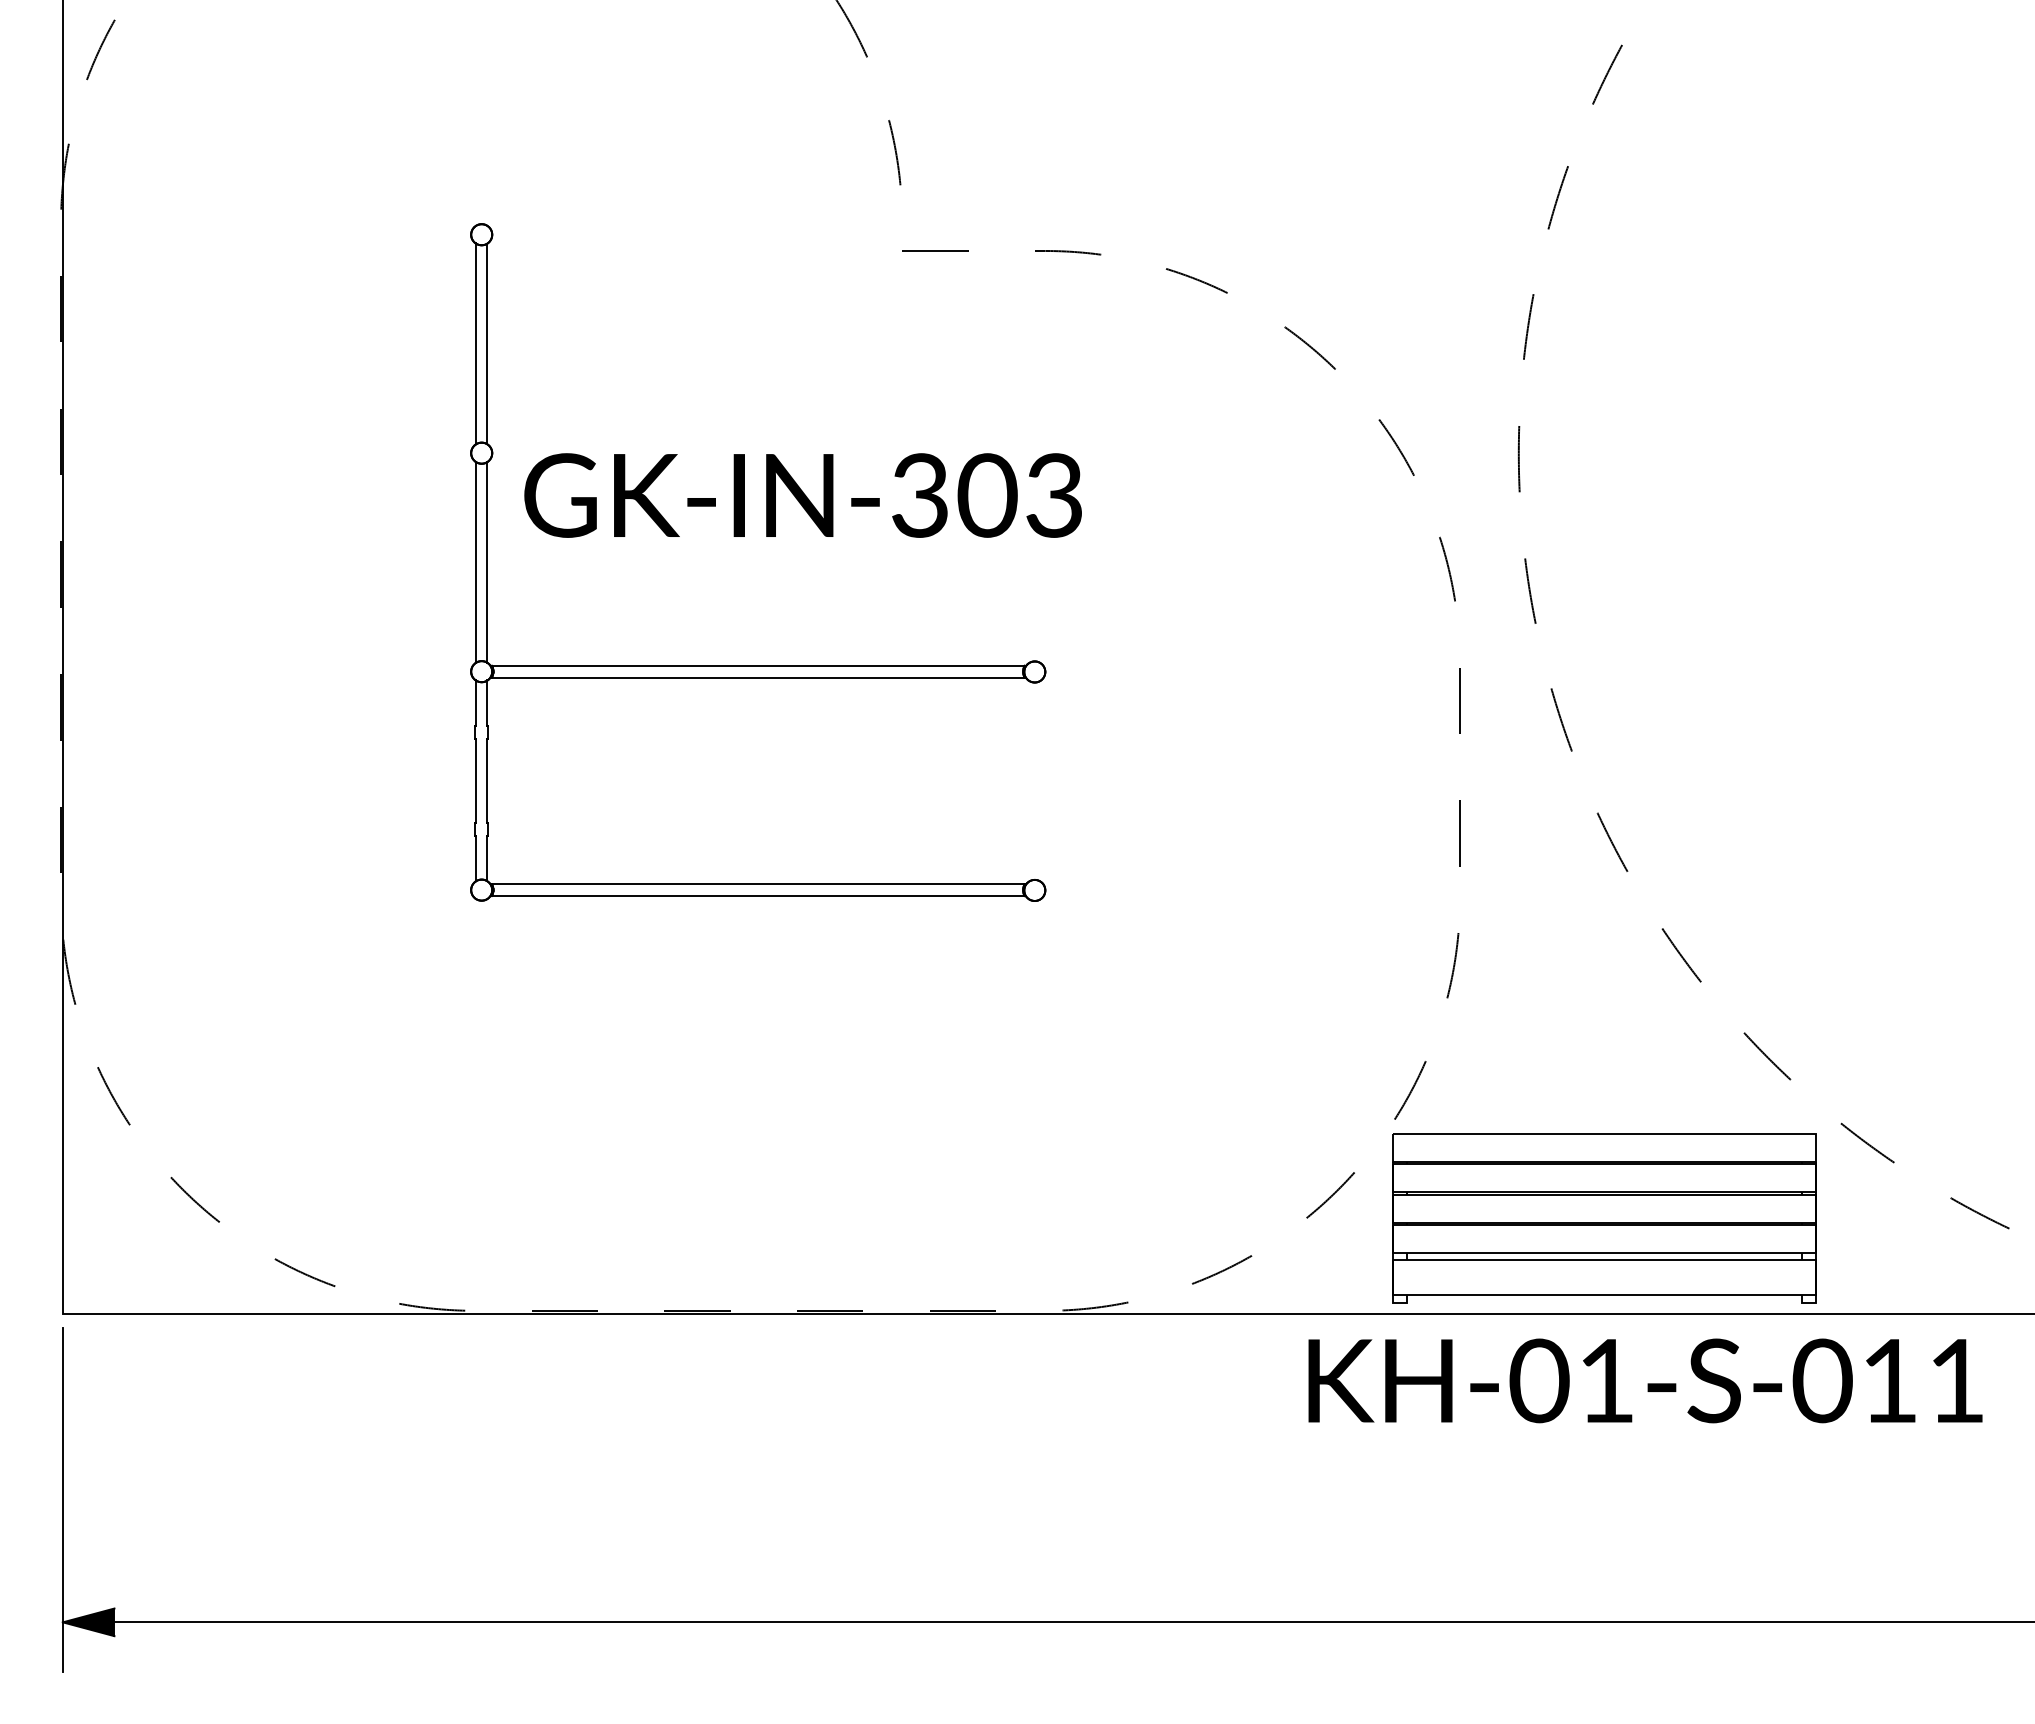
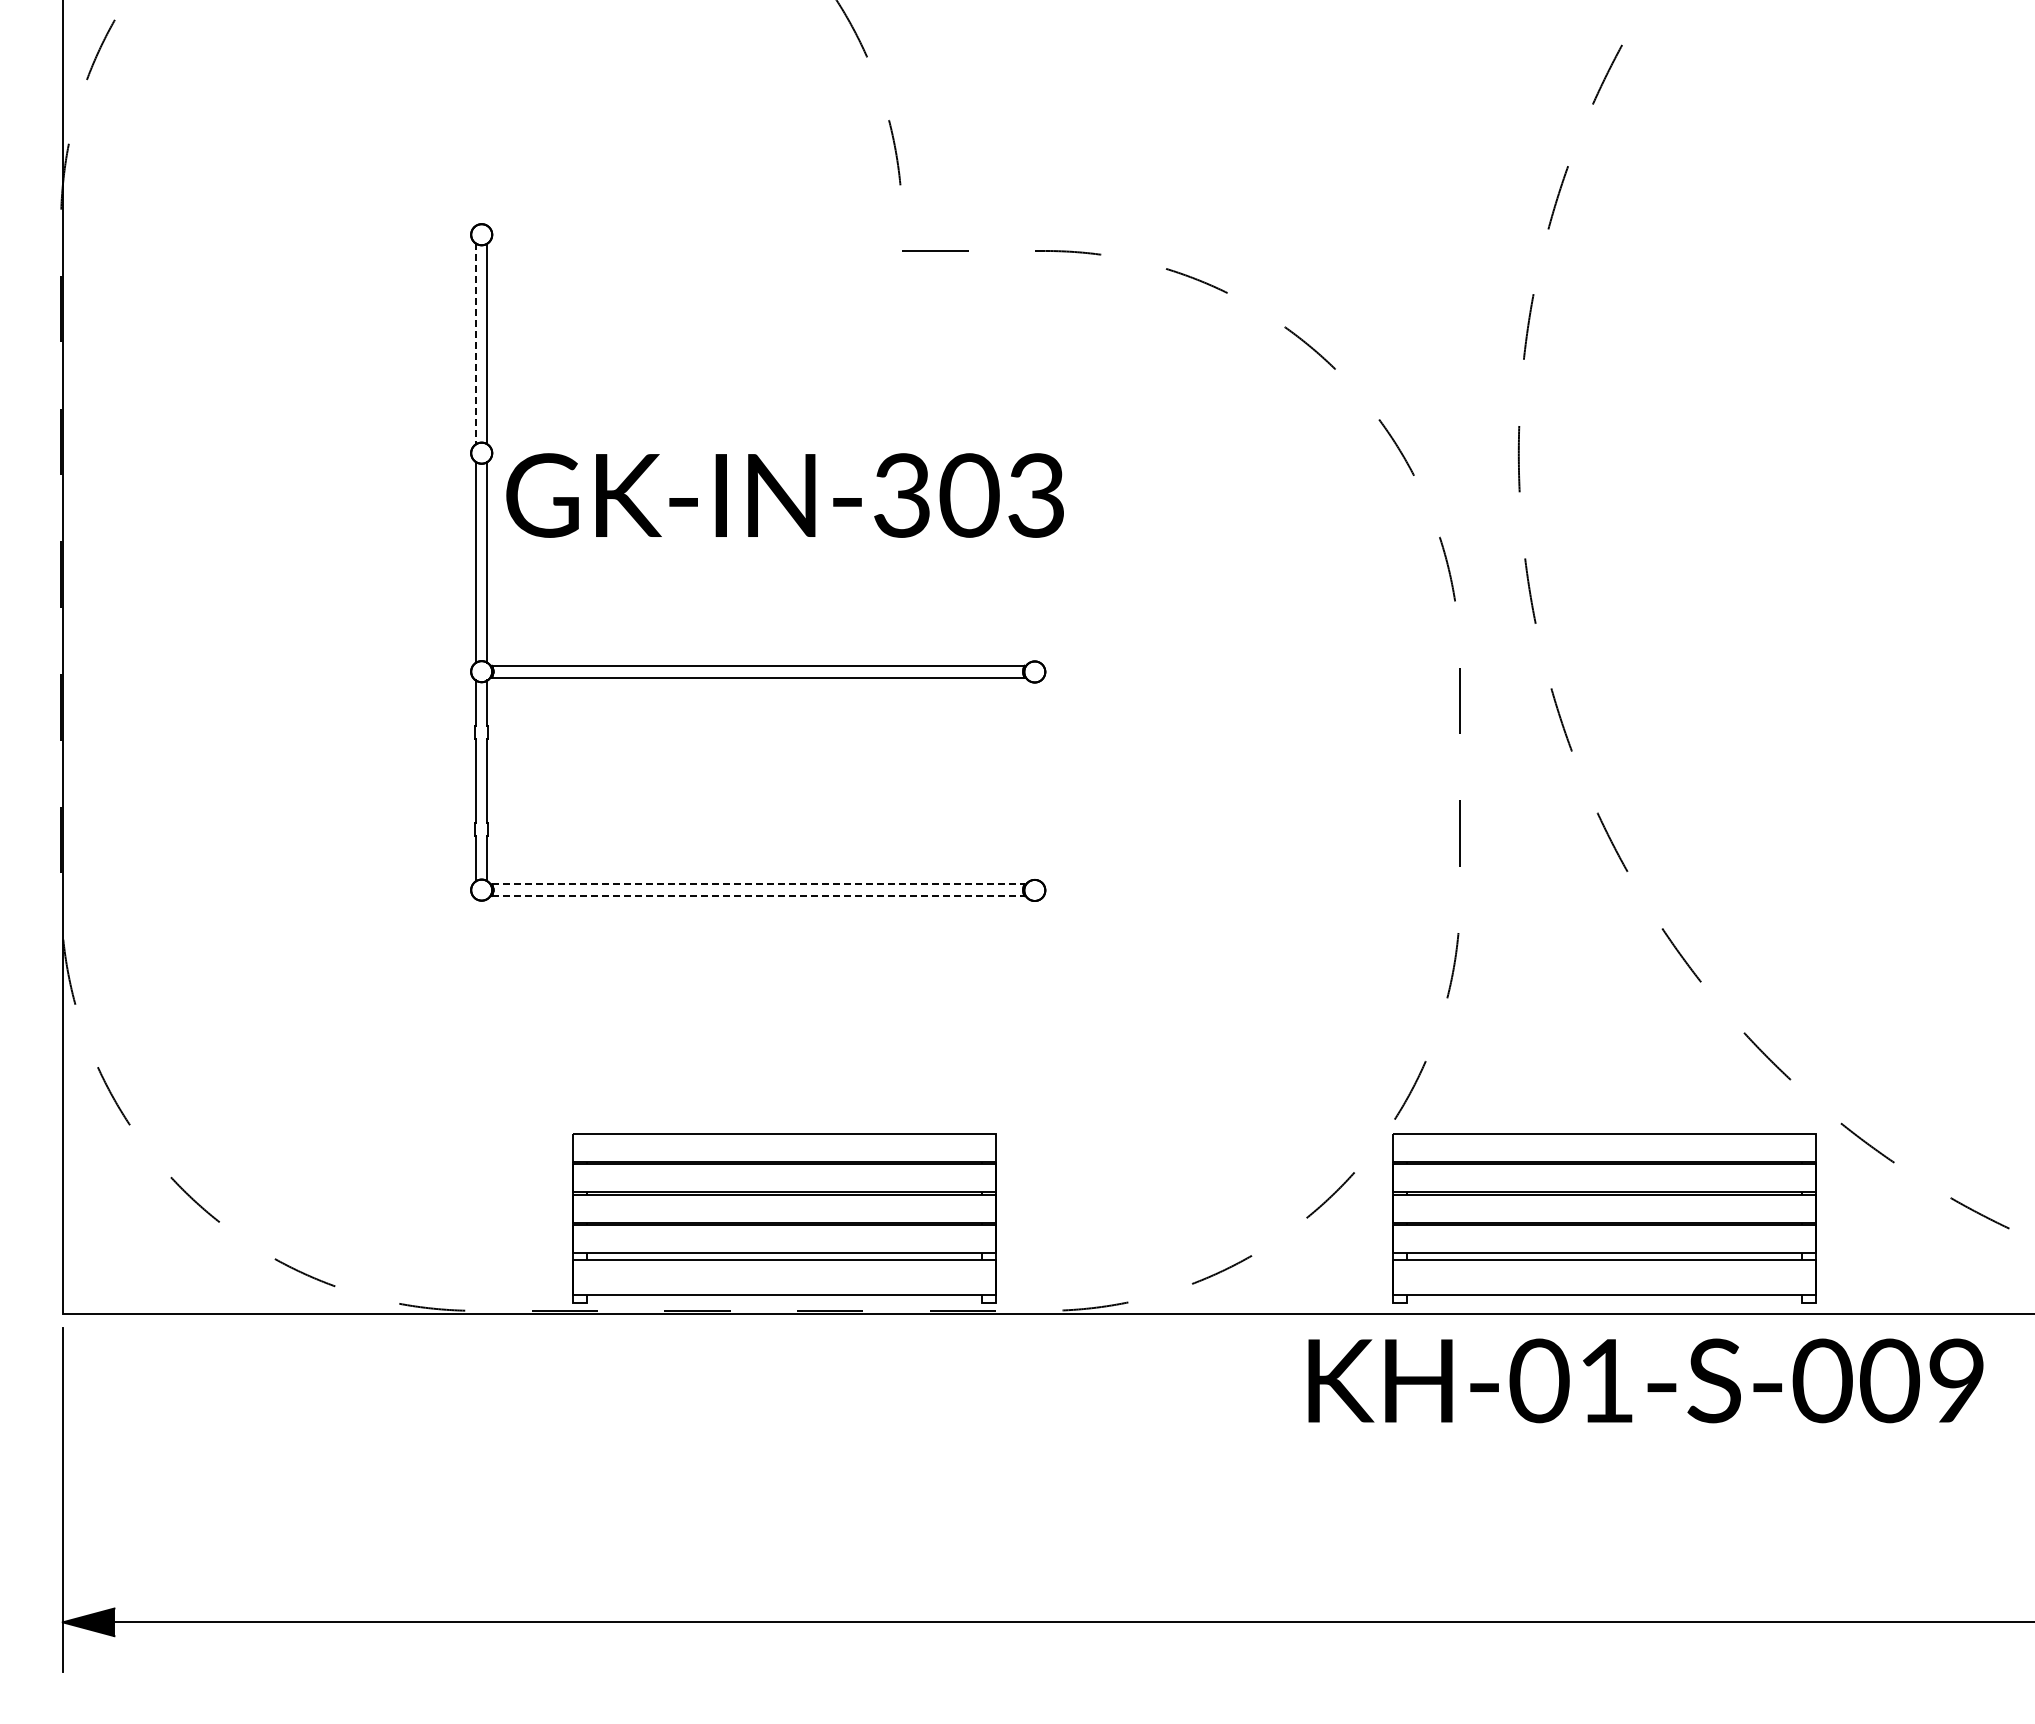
line: solid -> dashed (475, 344)
text position: (802, 495) -> (784, 495) (784, 495)
line: solid -> dashed (758, 884)
line: solid -> dashed (758, 896)
part: none -> present (784, 1218)
text: KH-01-S-011 -> KH-01-S-009 (1921, 1380)
